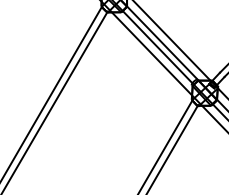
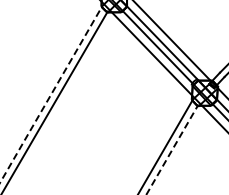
line: solid -> dashed (51, 94)
line: solid -> dashed (172, 149)
